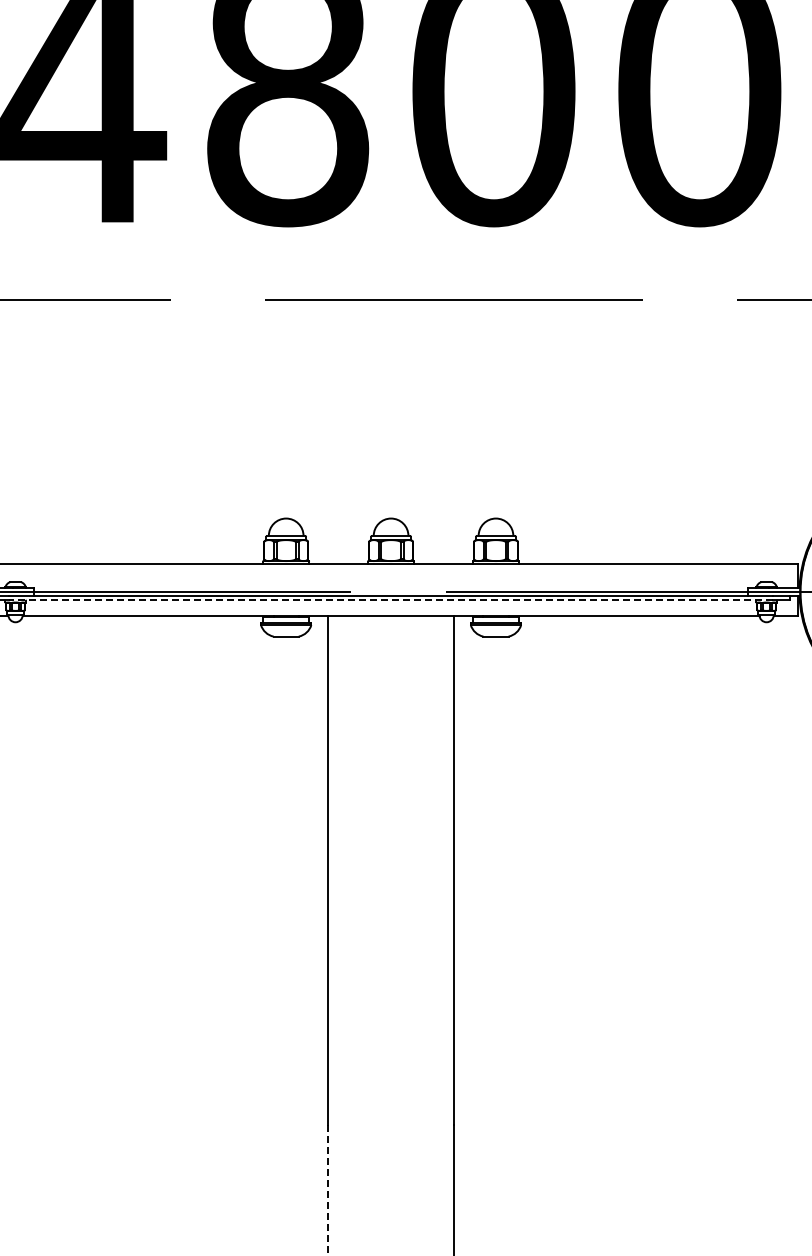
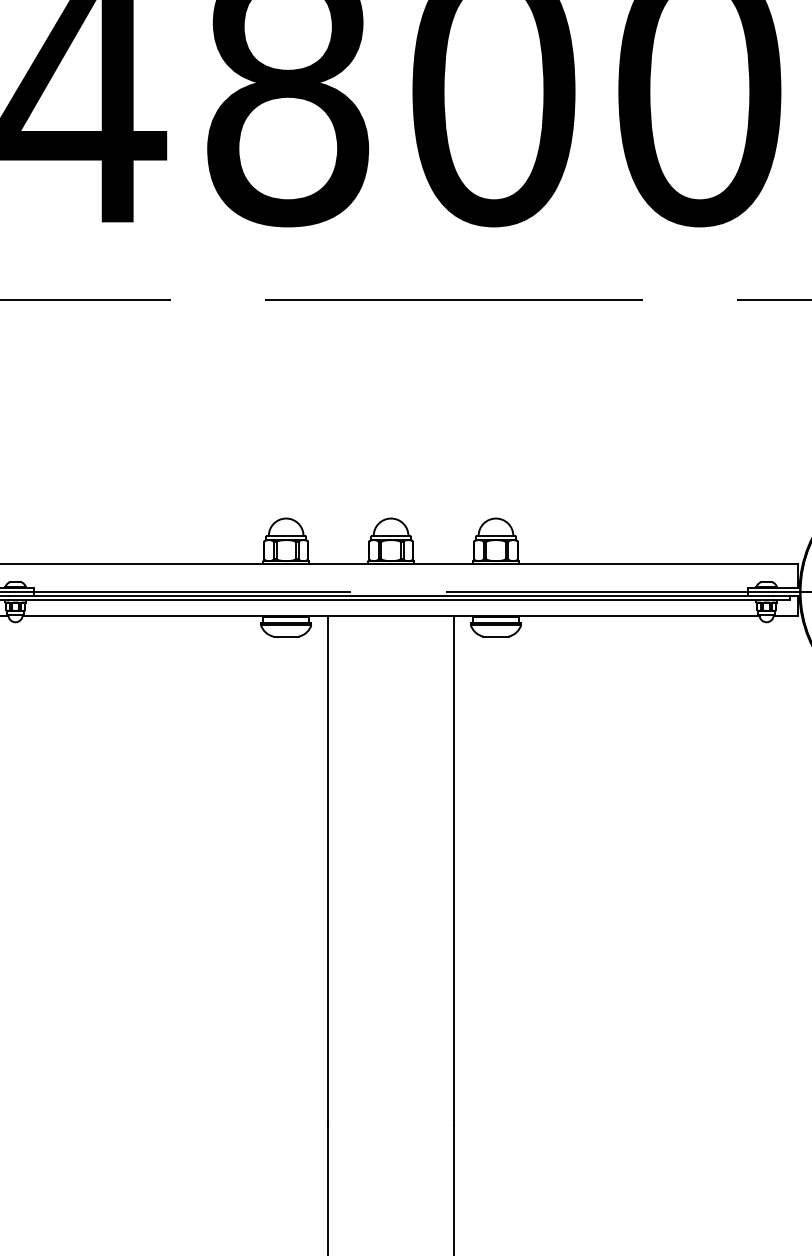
line: dashed -> solid (391, 600)
line: dashed -> solid (327, 1190)
